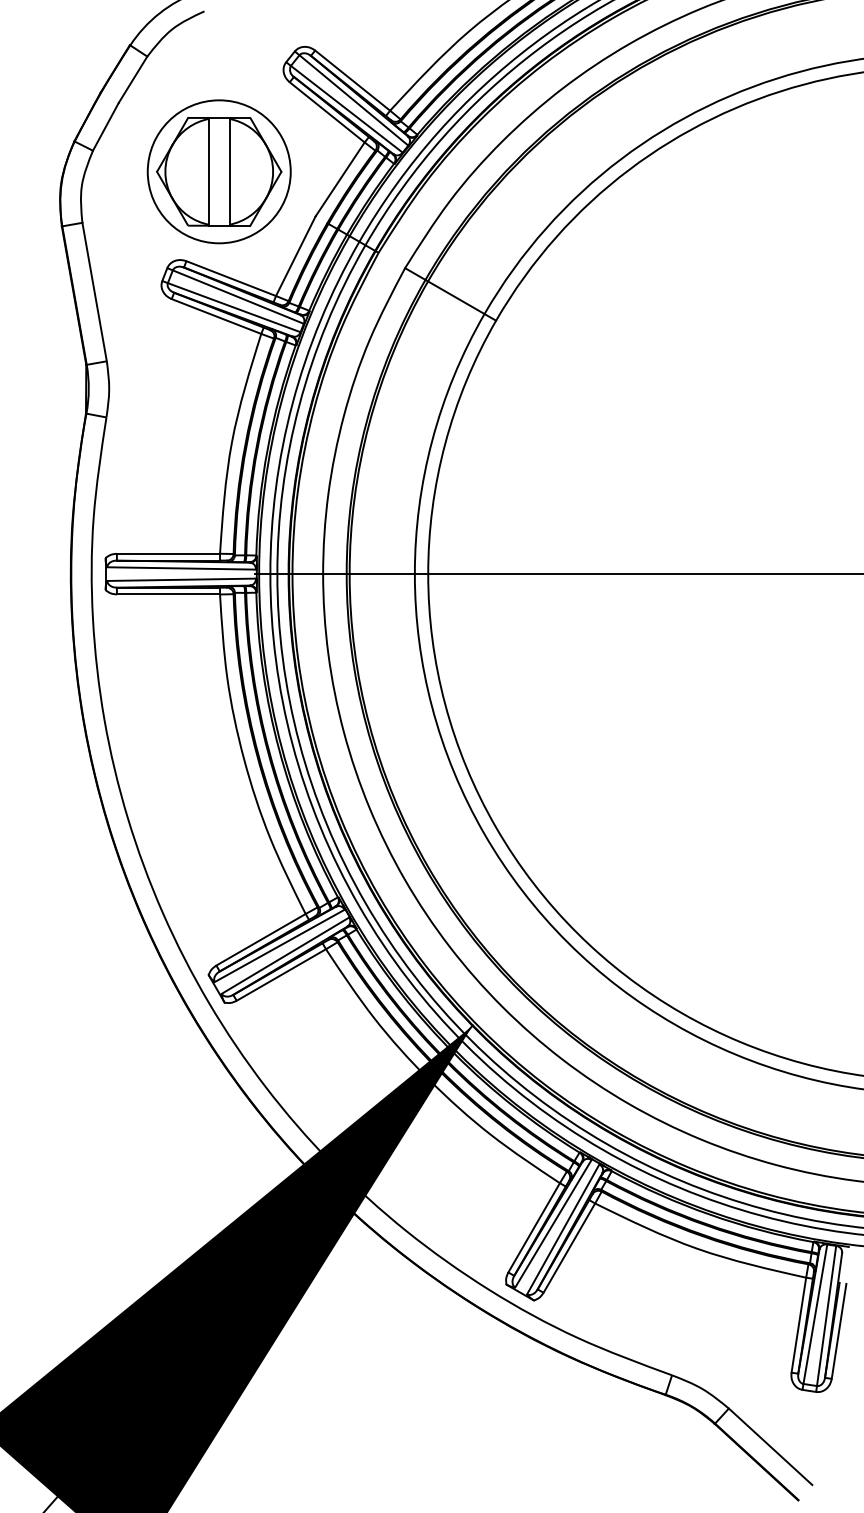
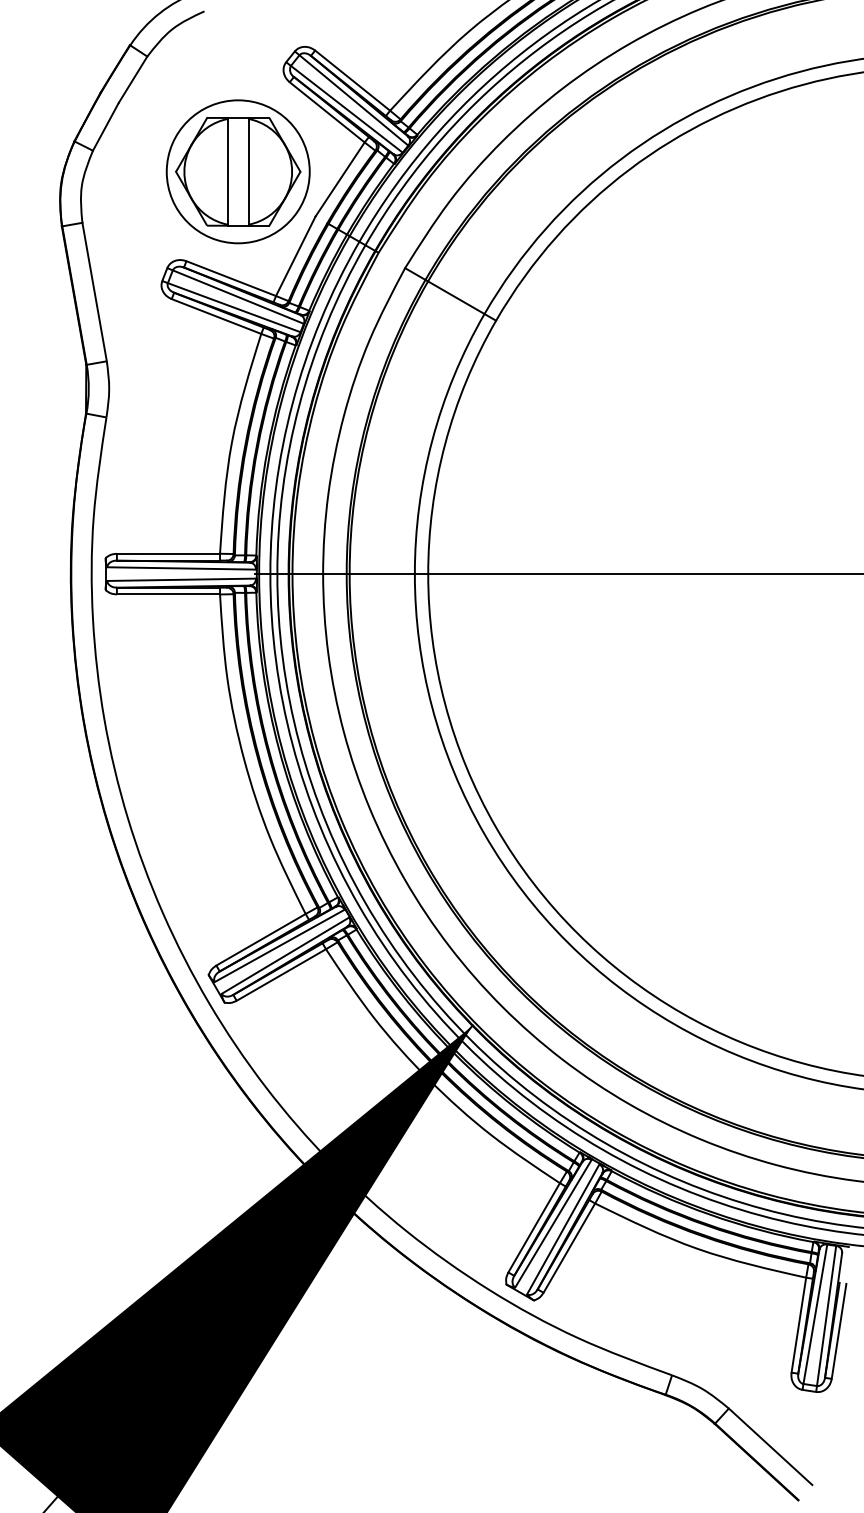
part position: (218, 171) -> (237, 171) (237, 171)
